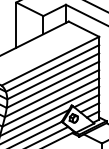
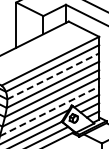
line: solid -> dashed (53, 76)
line: solid -> dashed (50, 111)
